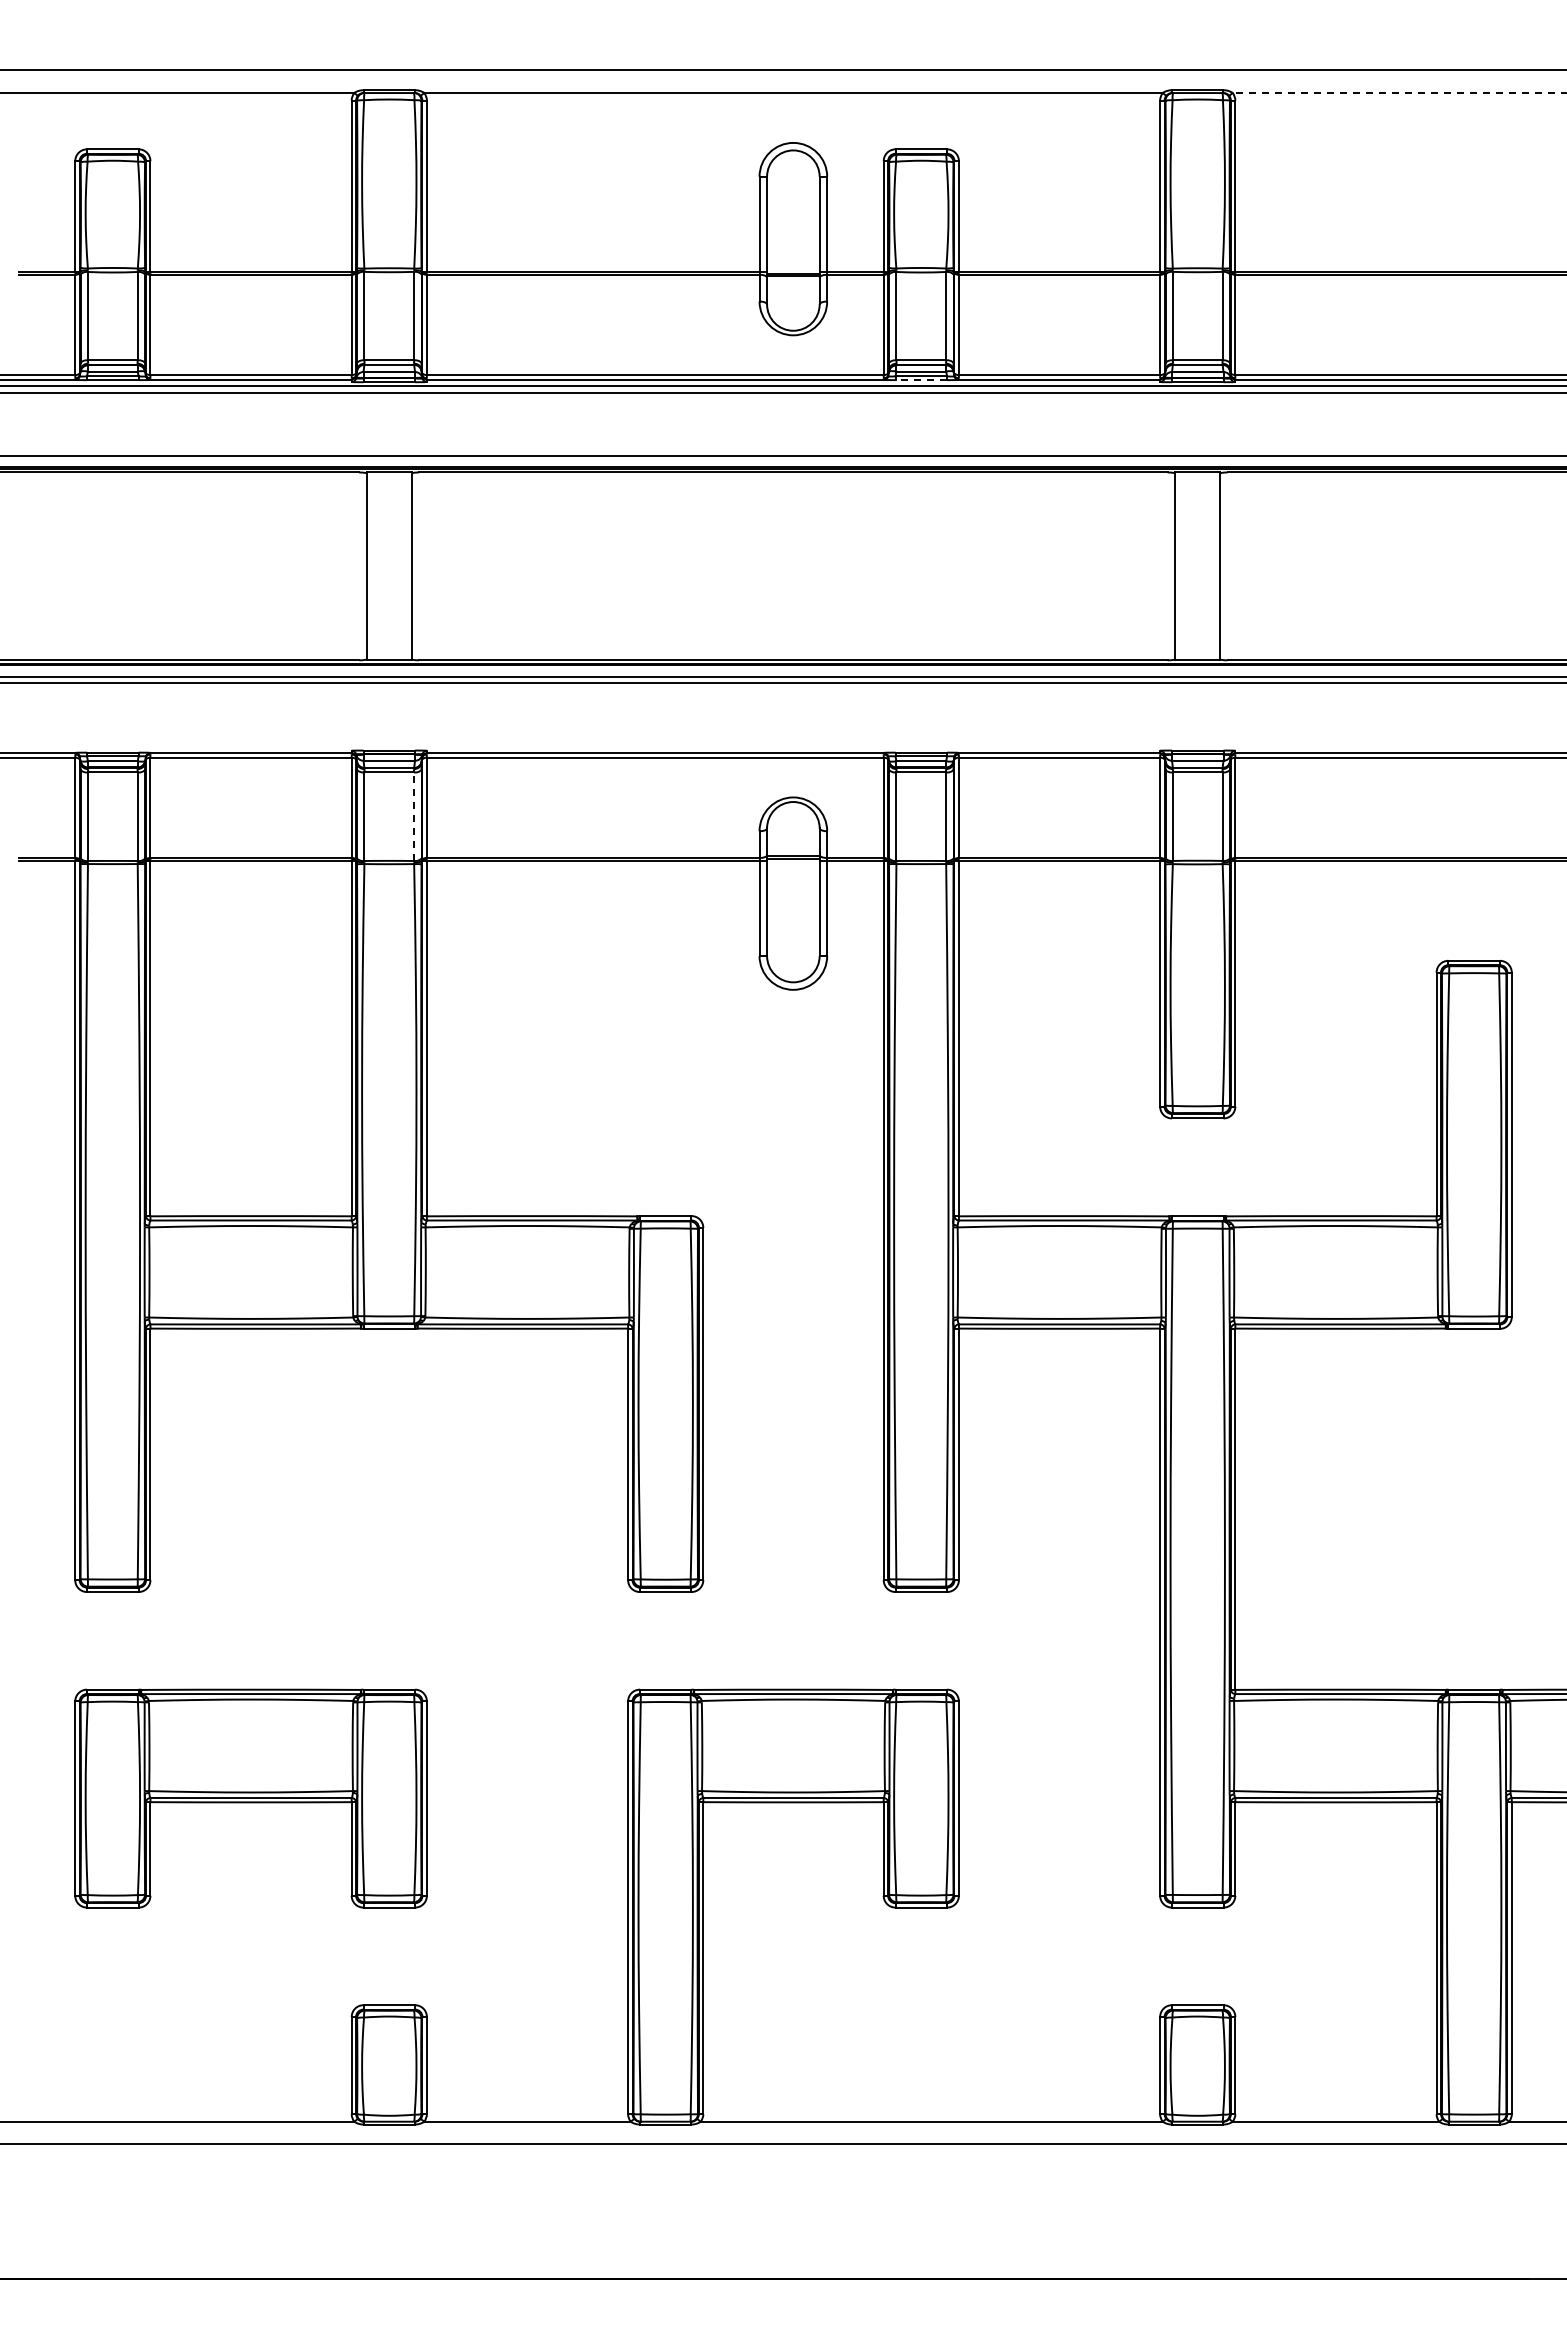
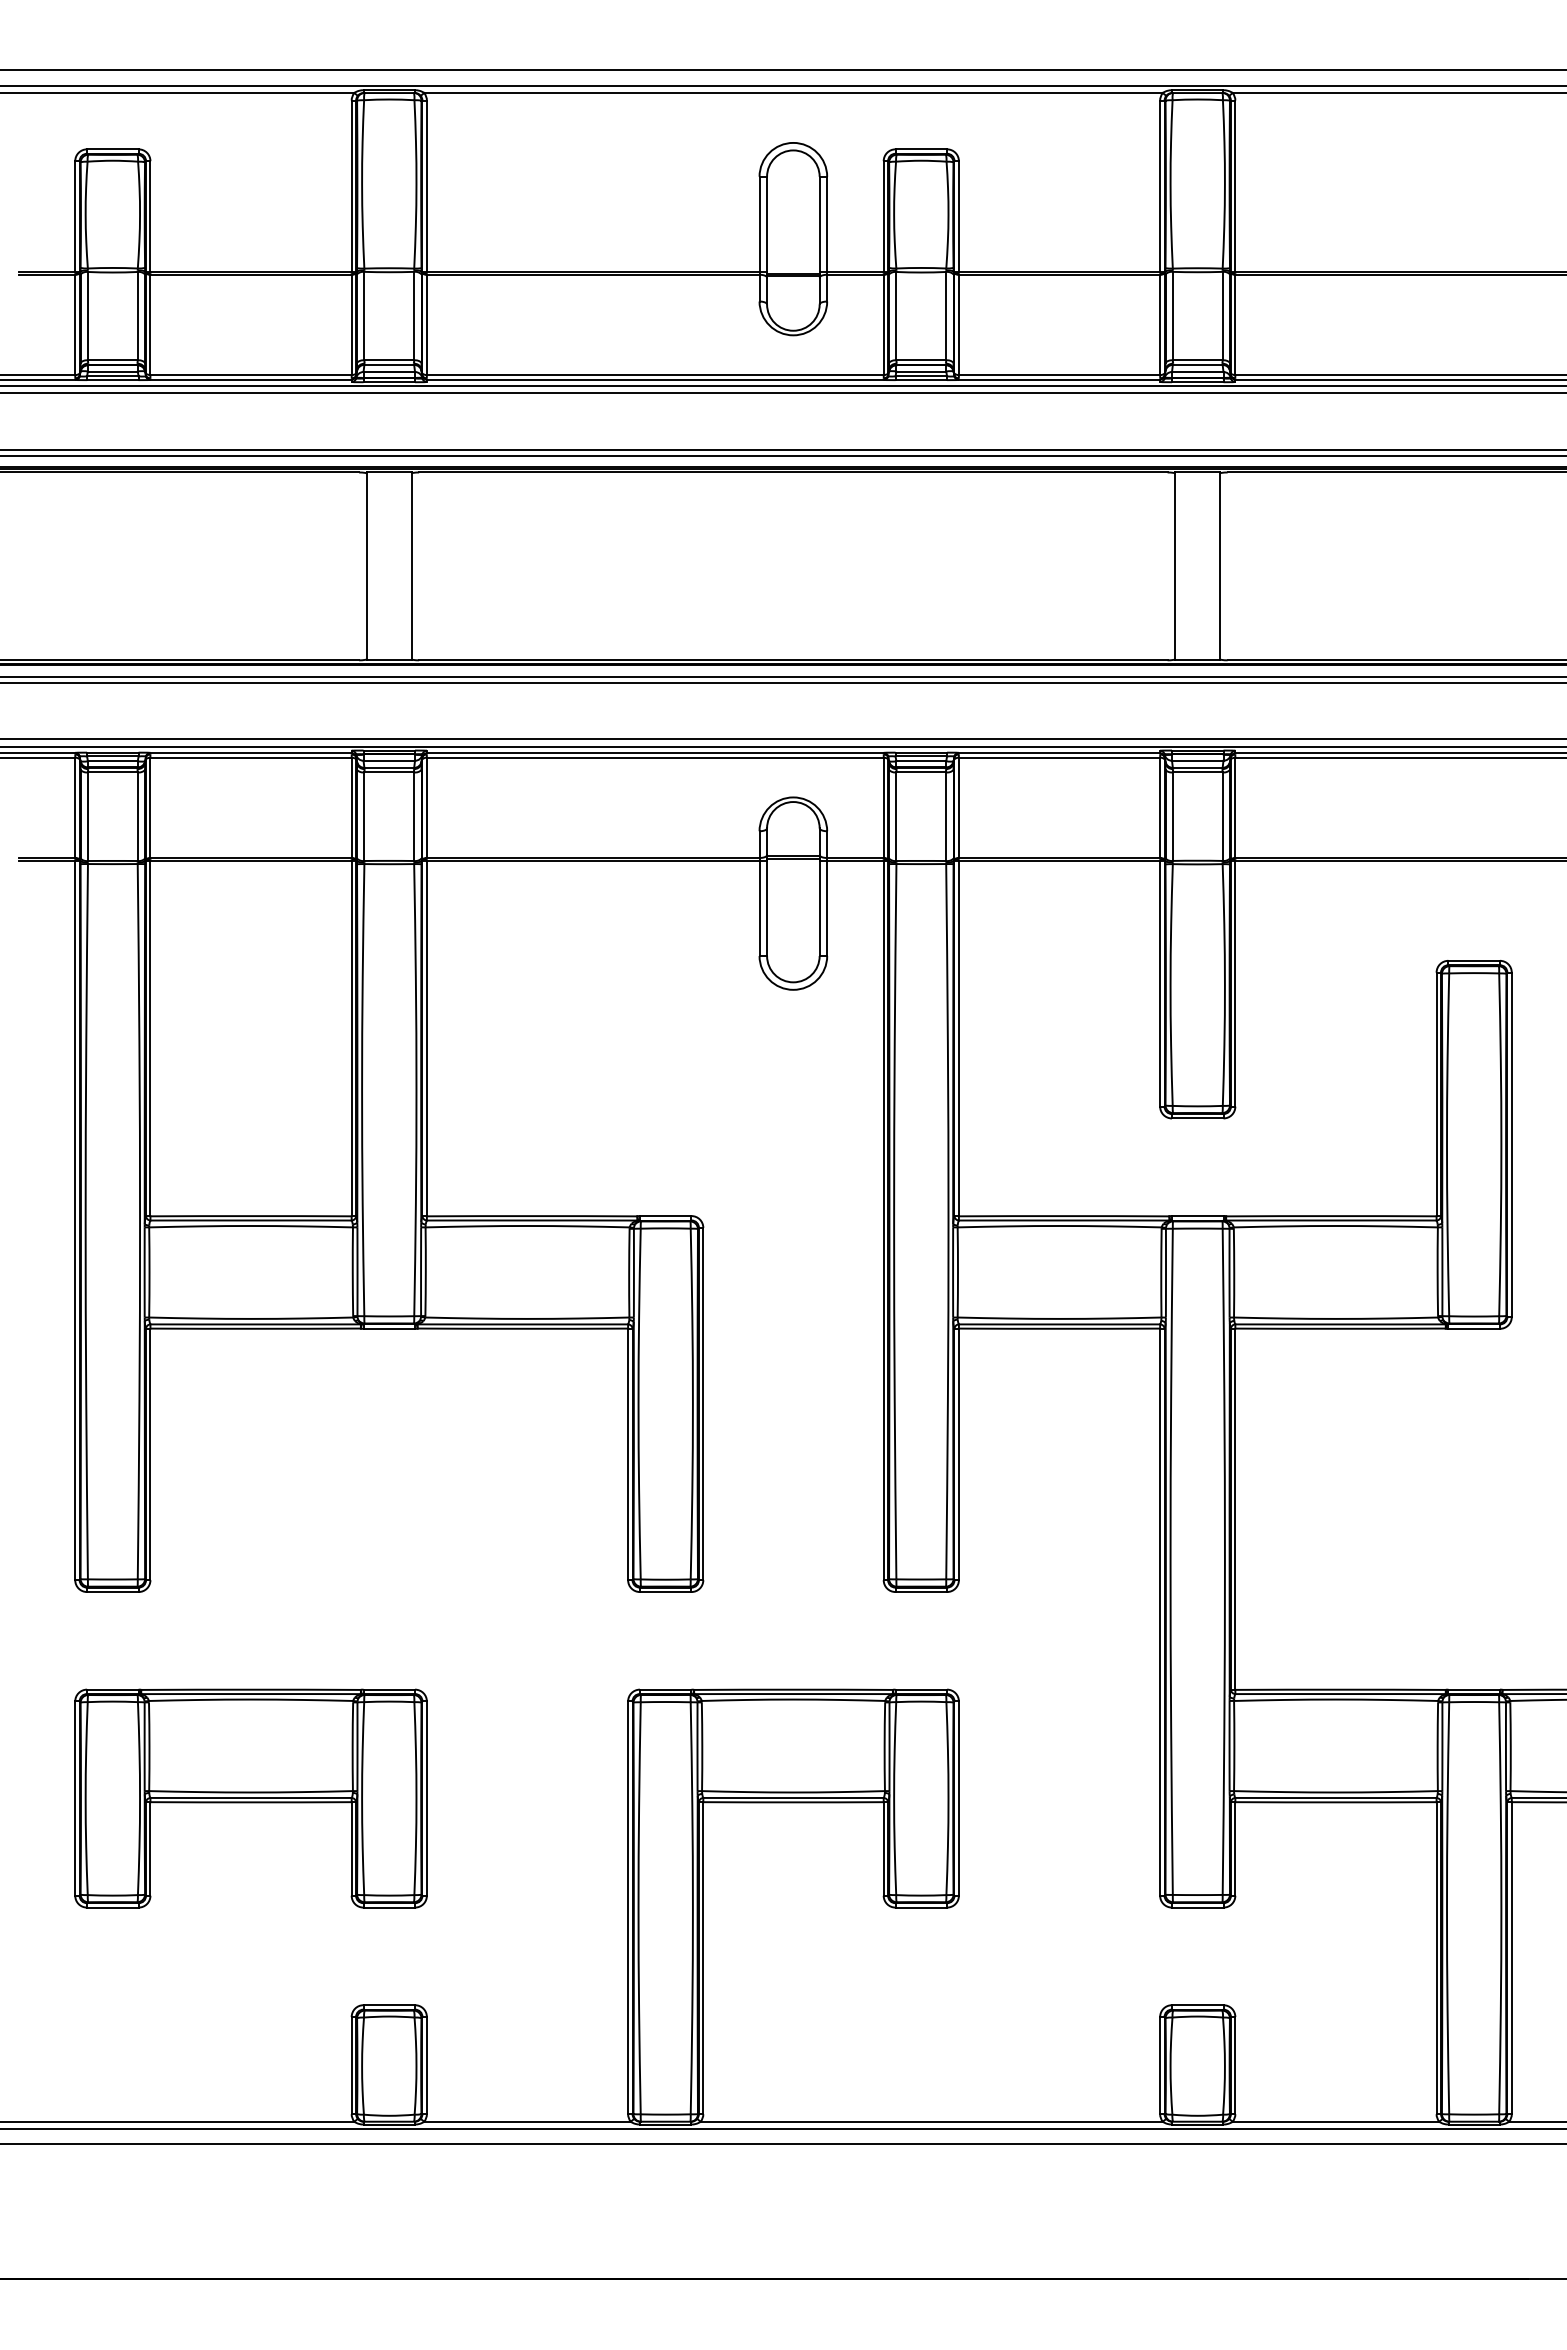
line: none -> present (782, 85)
line: dashed -> solid (1399, 93)
line: dashed -> solid (921, 380)
line: none -> present (782, 450)
line: none -> present (782, 739)
line: none -> present (782, 746)
line: dashed -> solid (414, 816)
line: none -> present (782, 2129)
